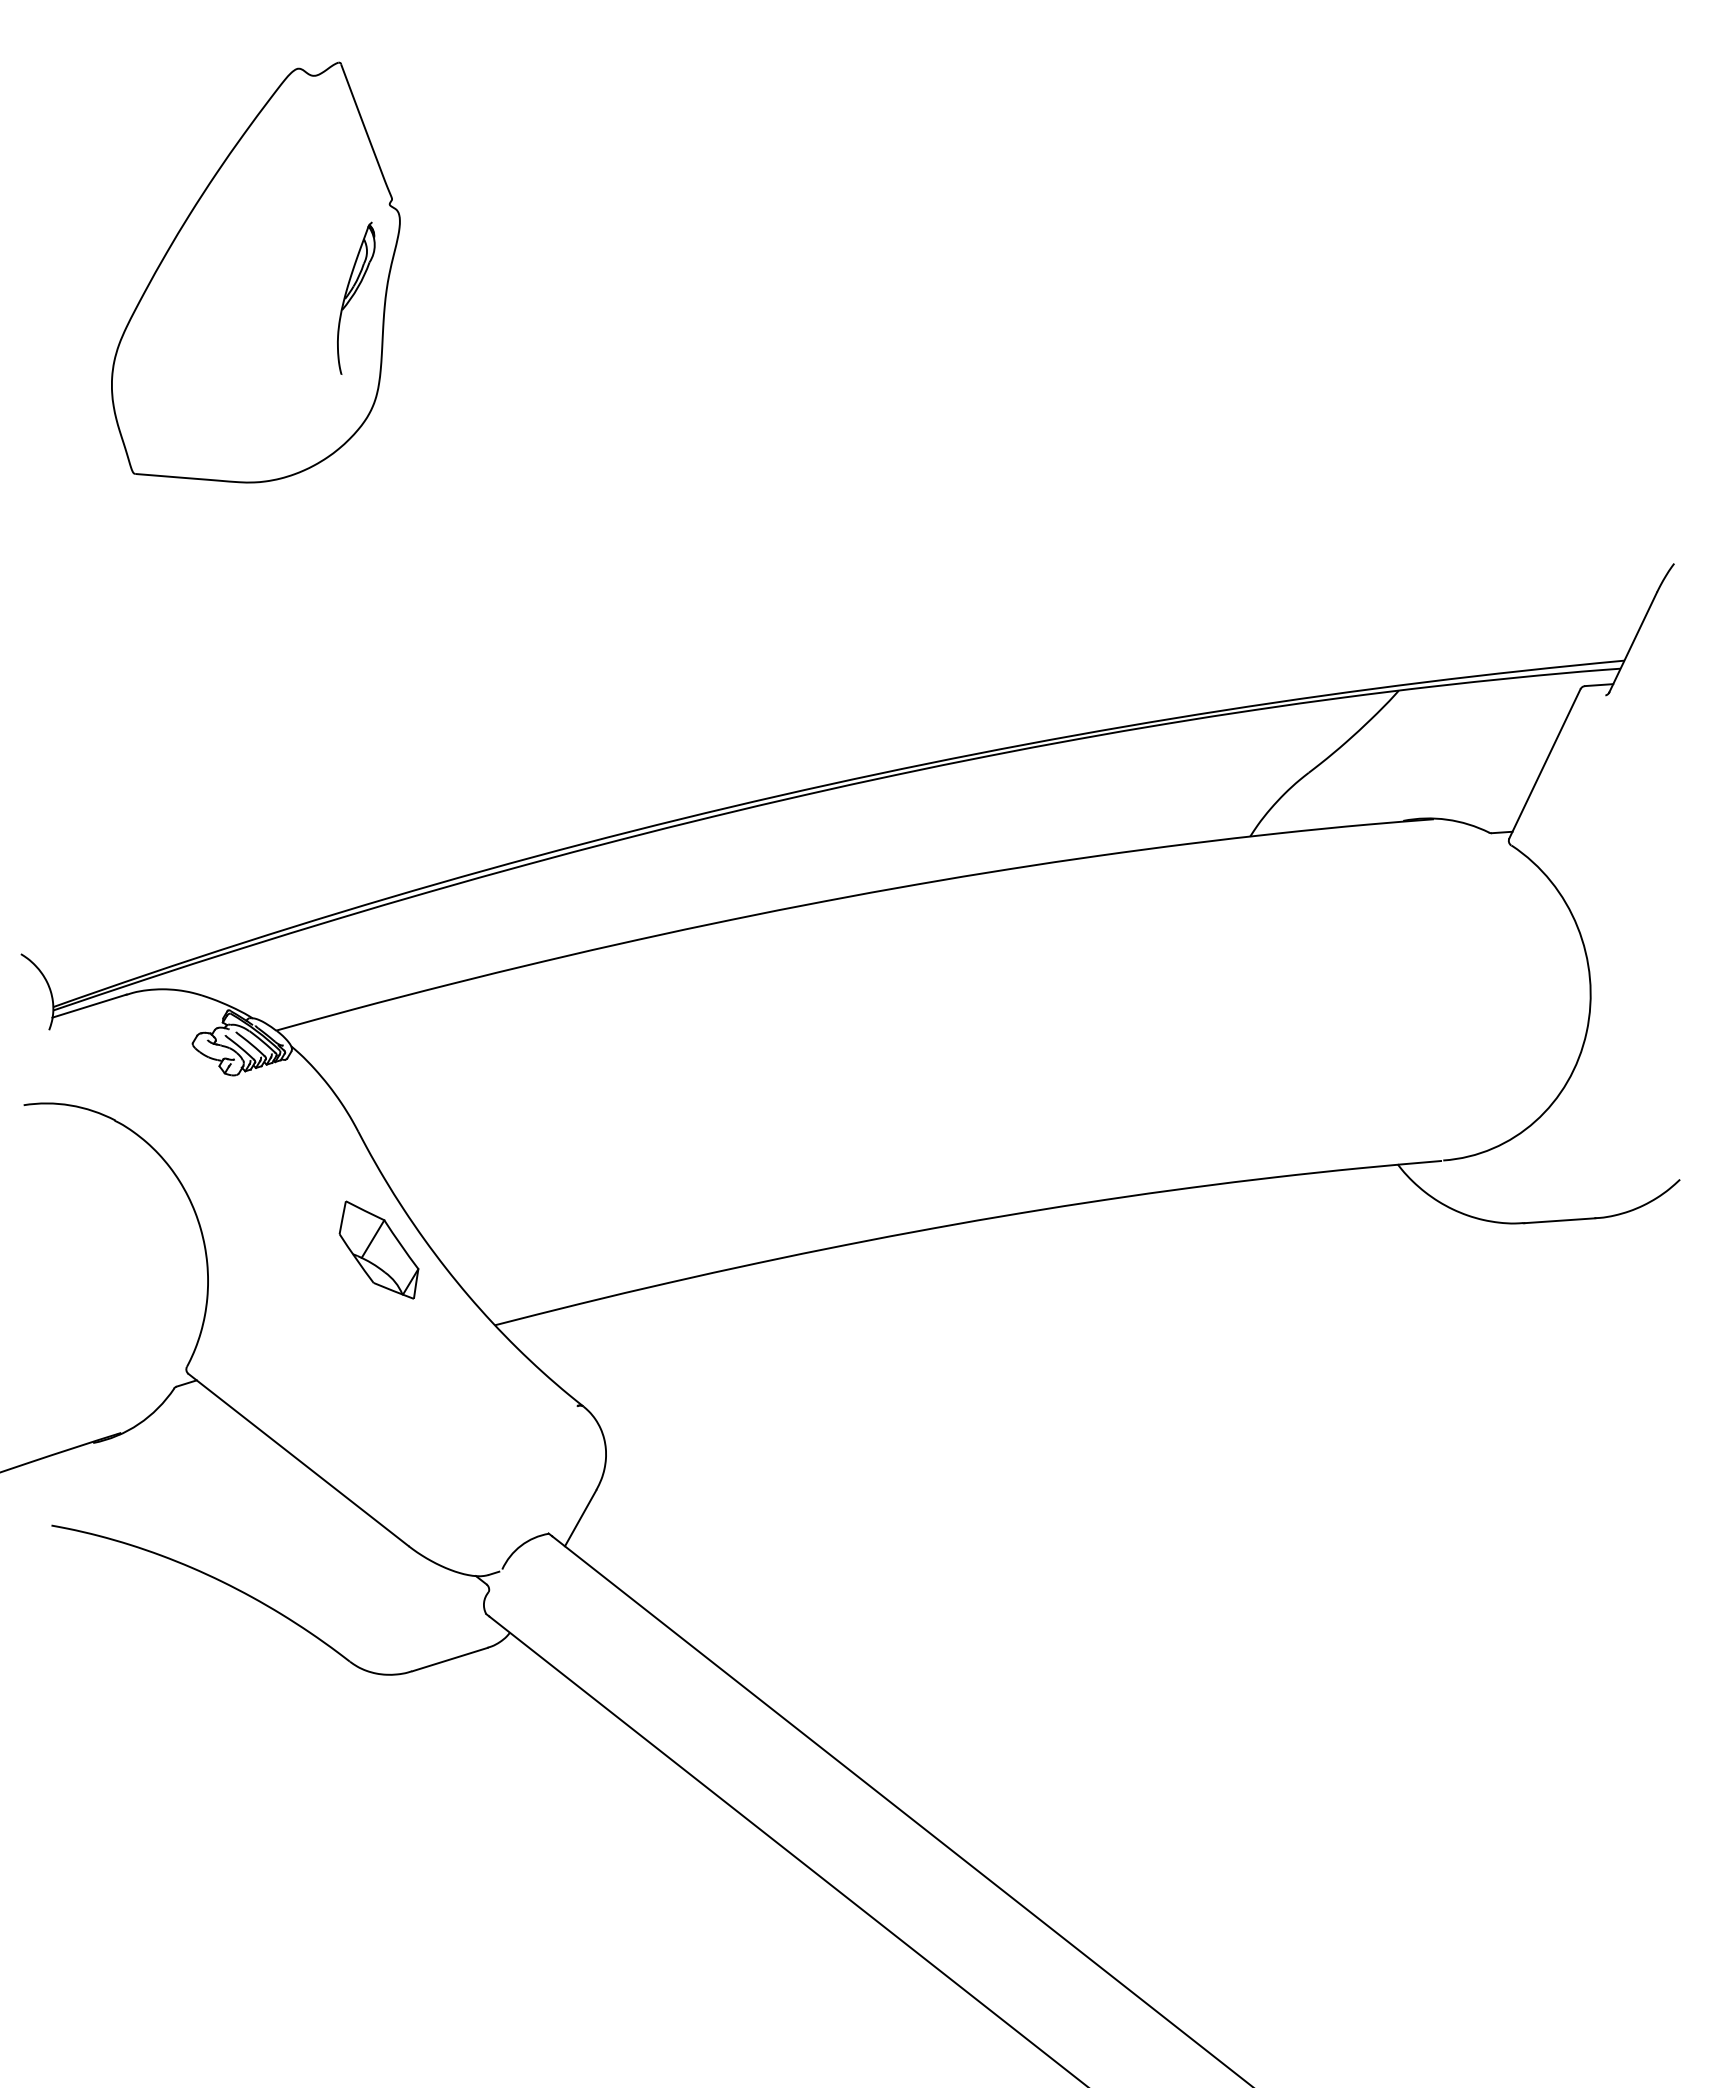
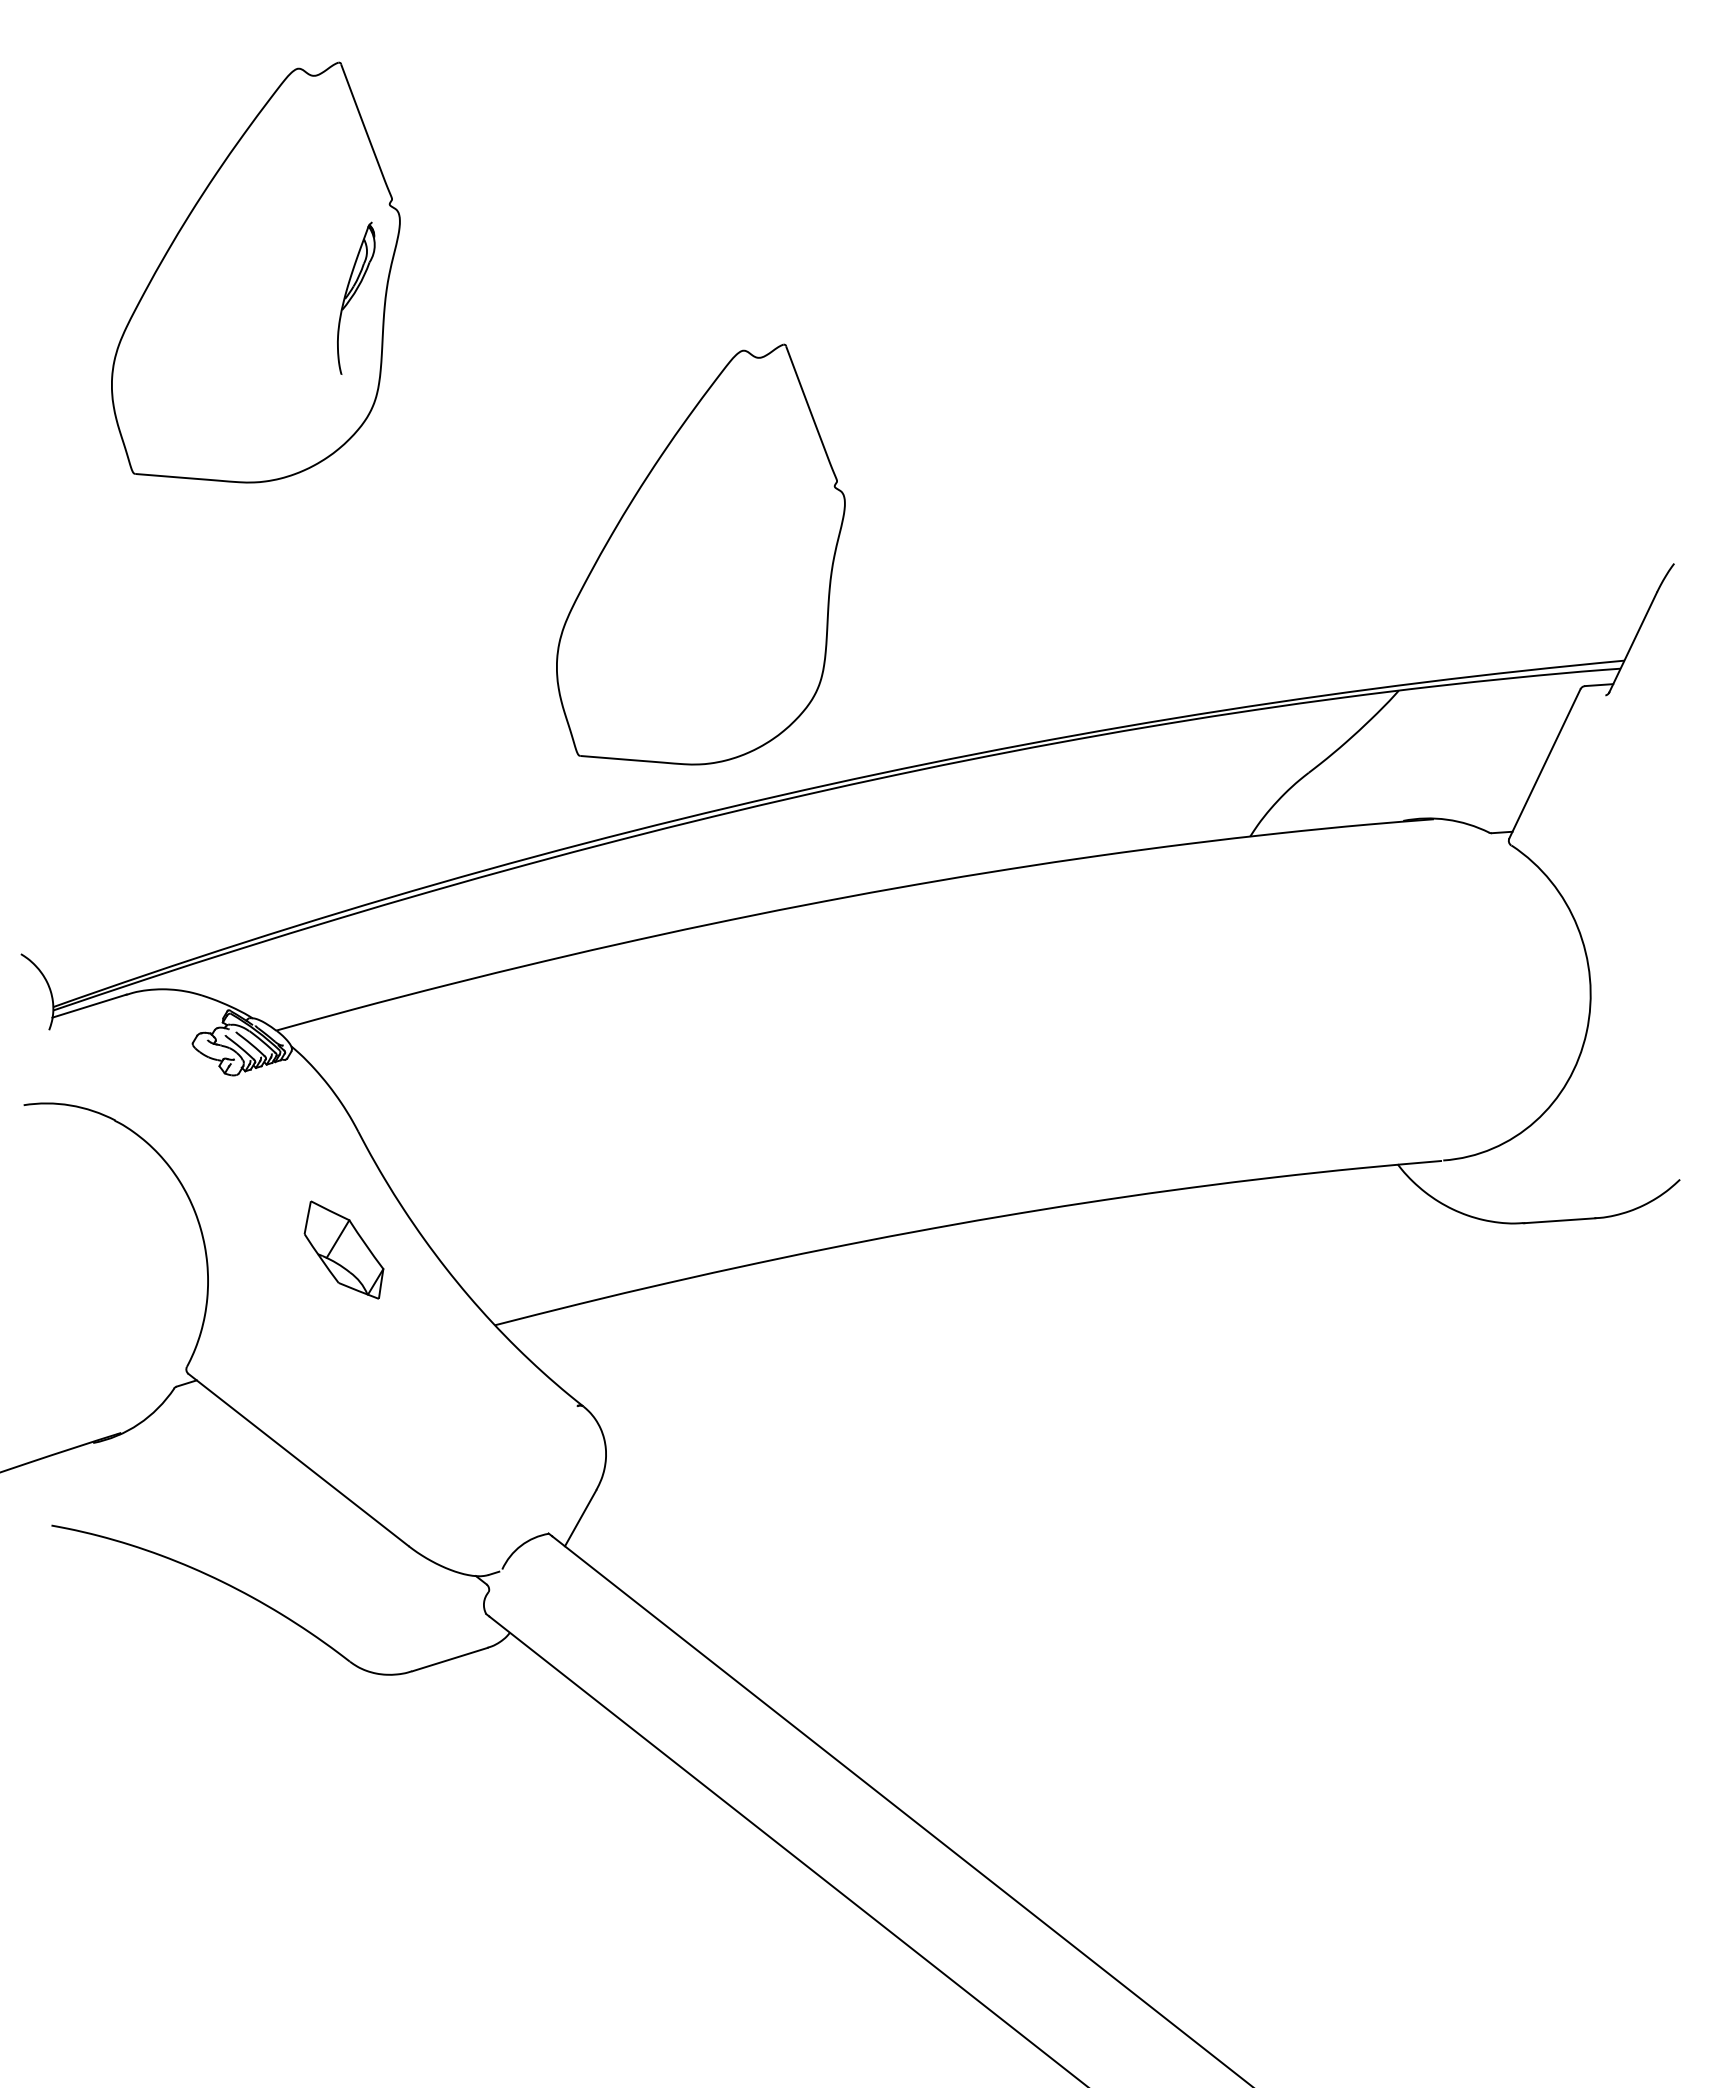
part: none -> present (700, 554)
part position: (378, 1249) -> (343, 1249) (343, 1249)
